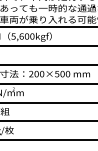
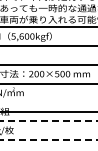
line position: (48, 102) -> (48, 111) (48, 111)
line: solid -> dashed (48, 121)
line: solid -> dashed (48, 140)
